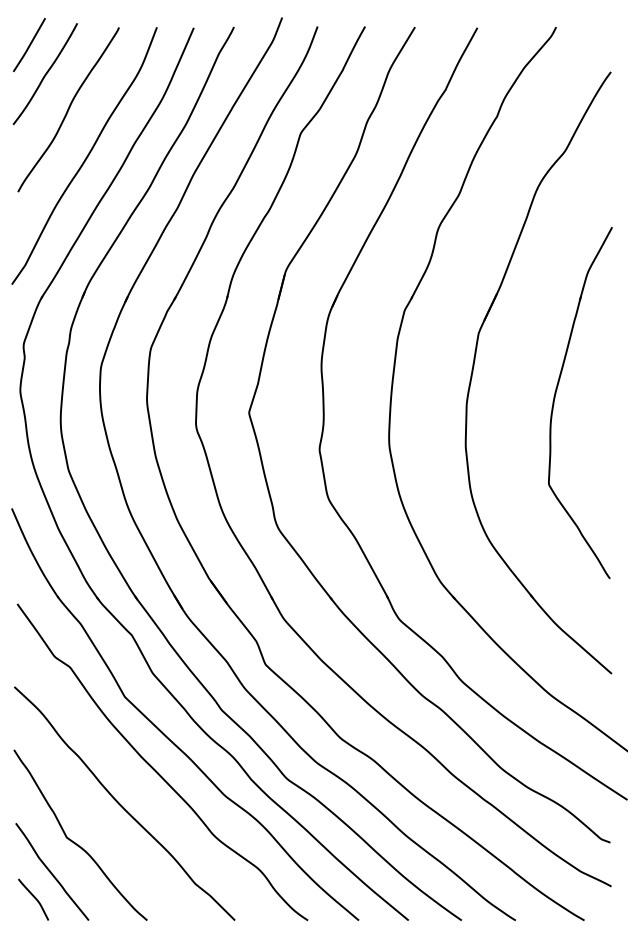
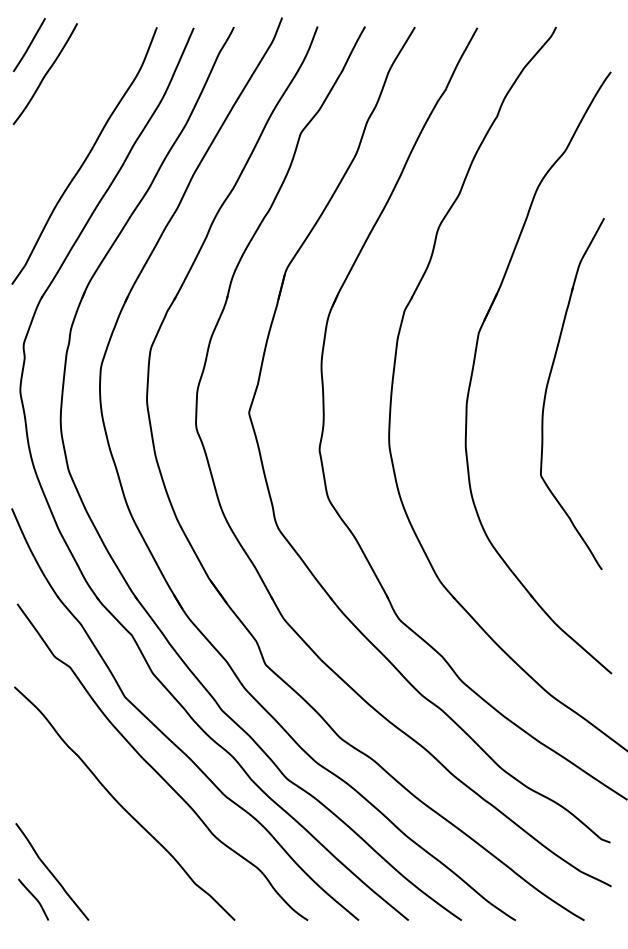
curve: present -> none (68, 109)
part position: (555, 398) -> (547, 389) (547, 389)
curve: present -> none (74, 841)
